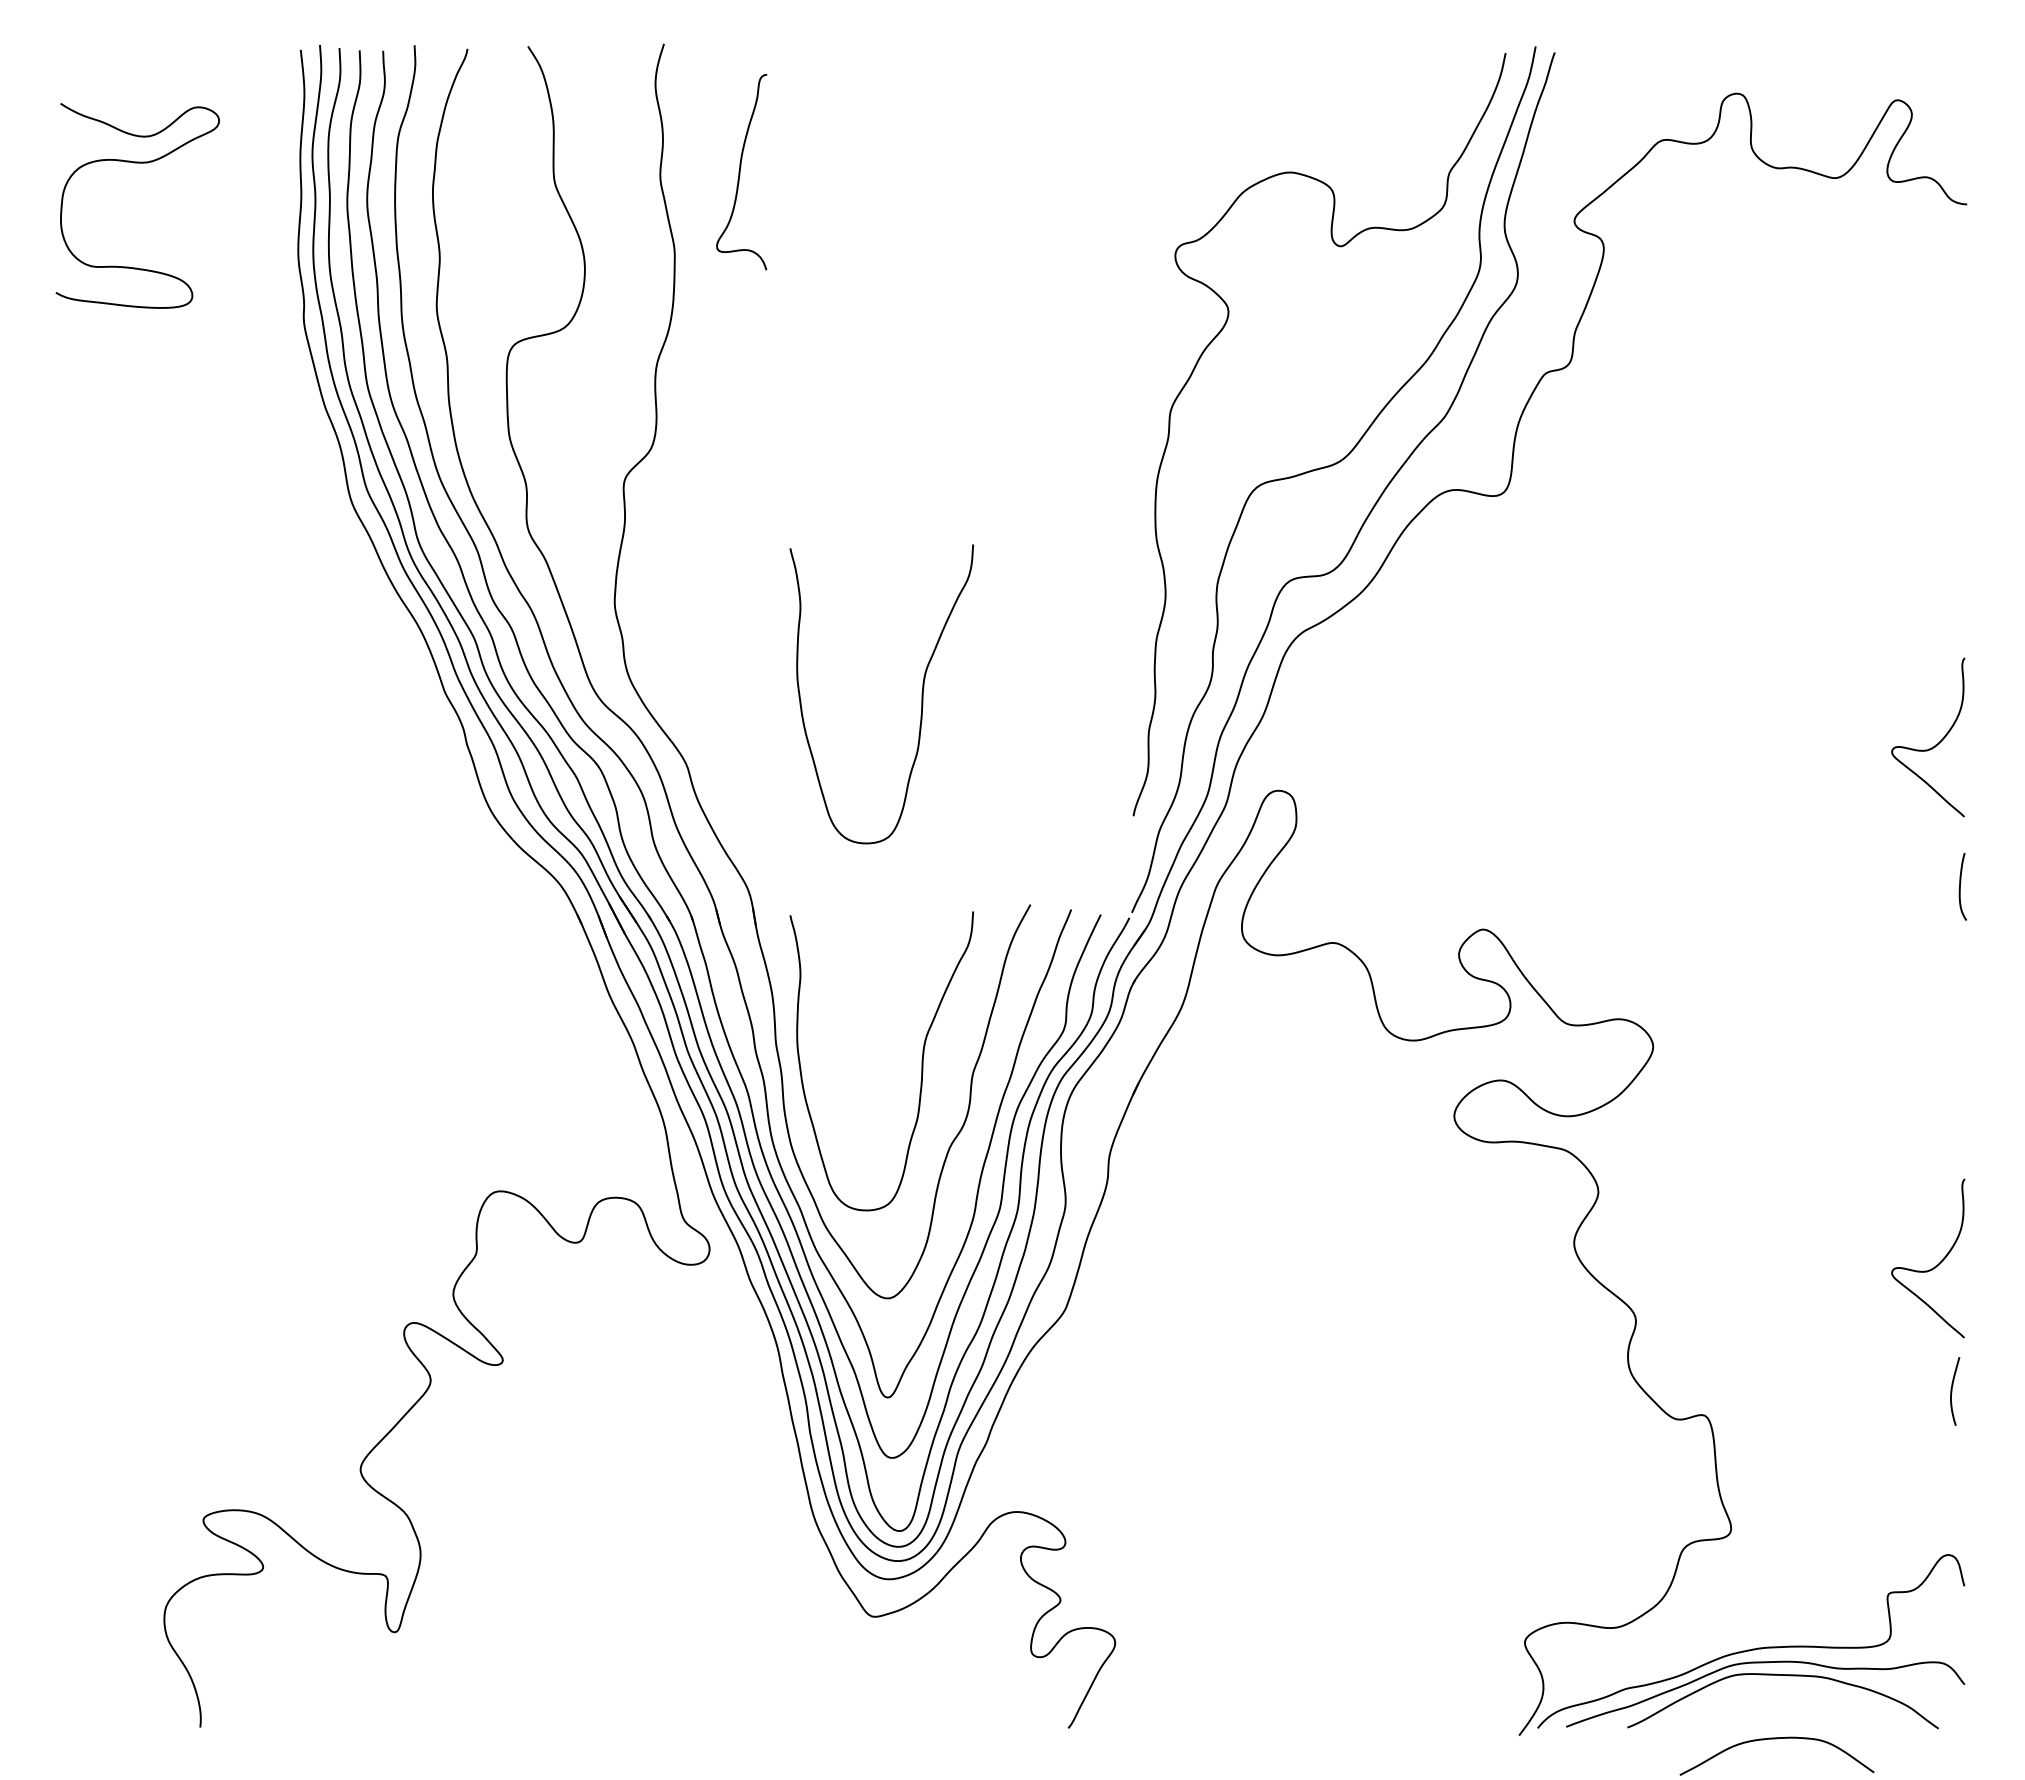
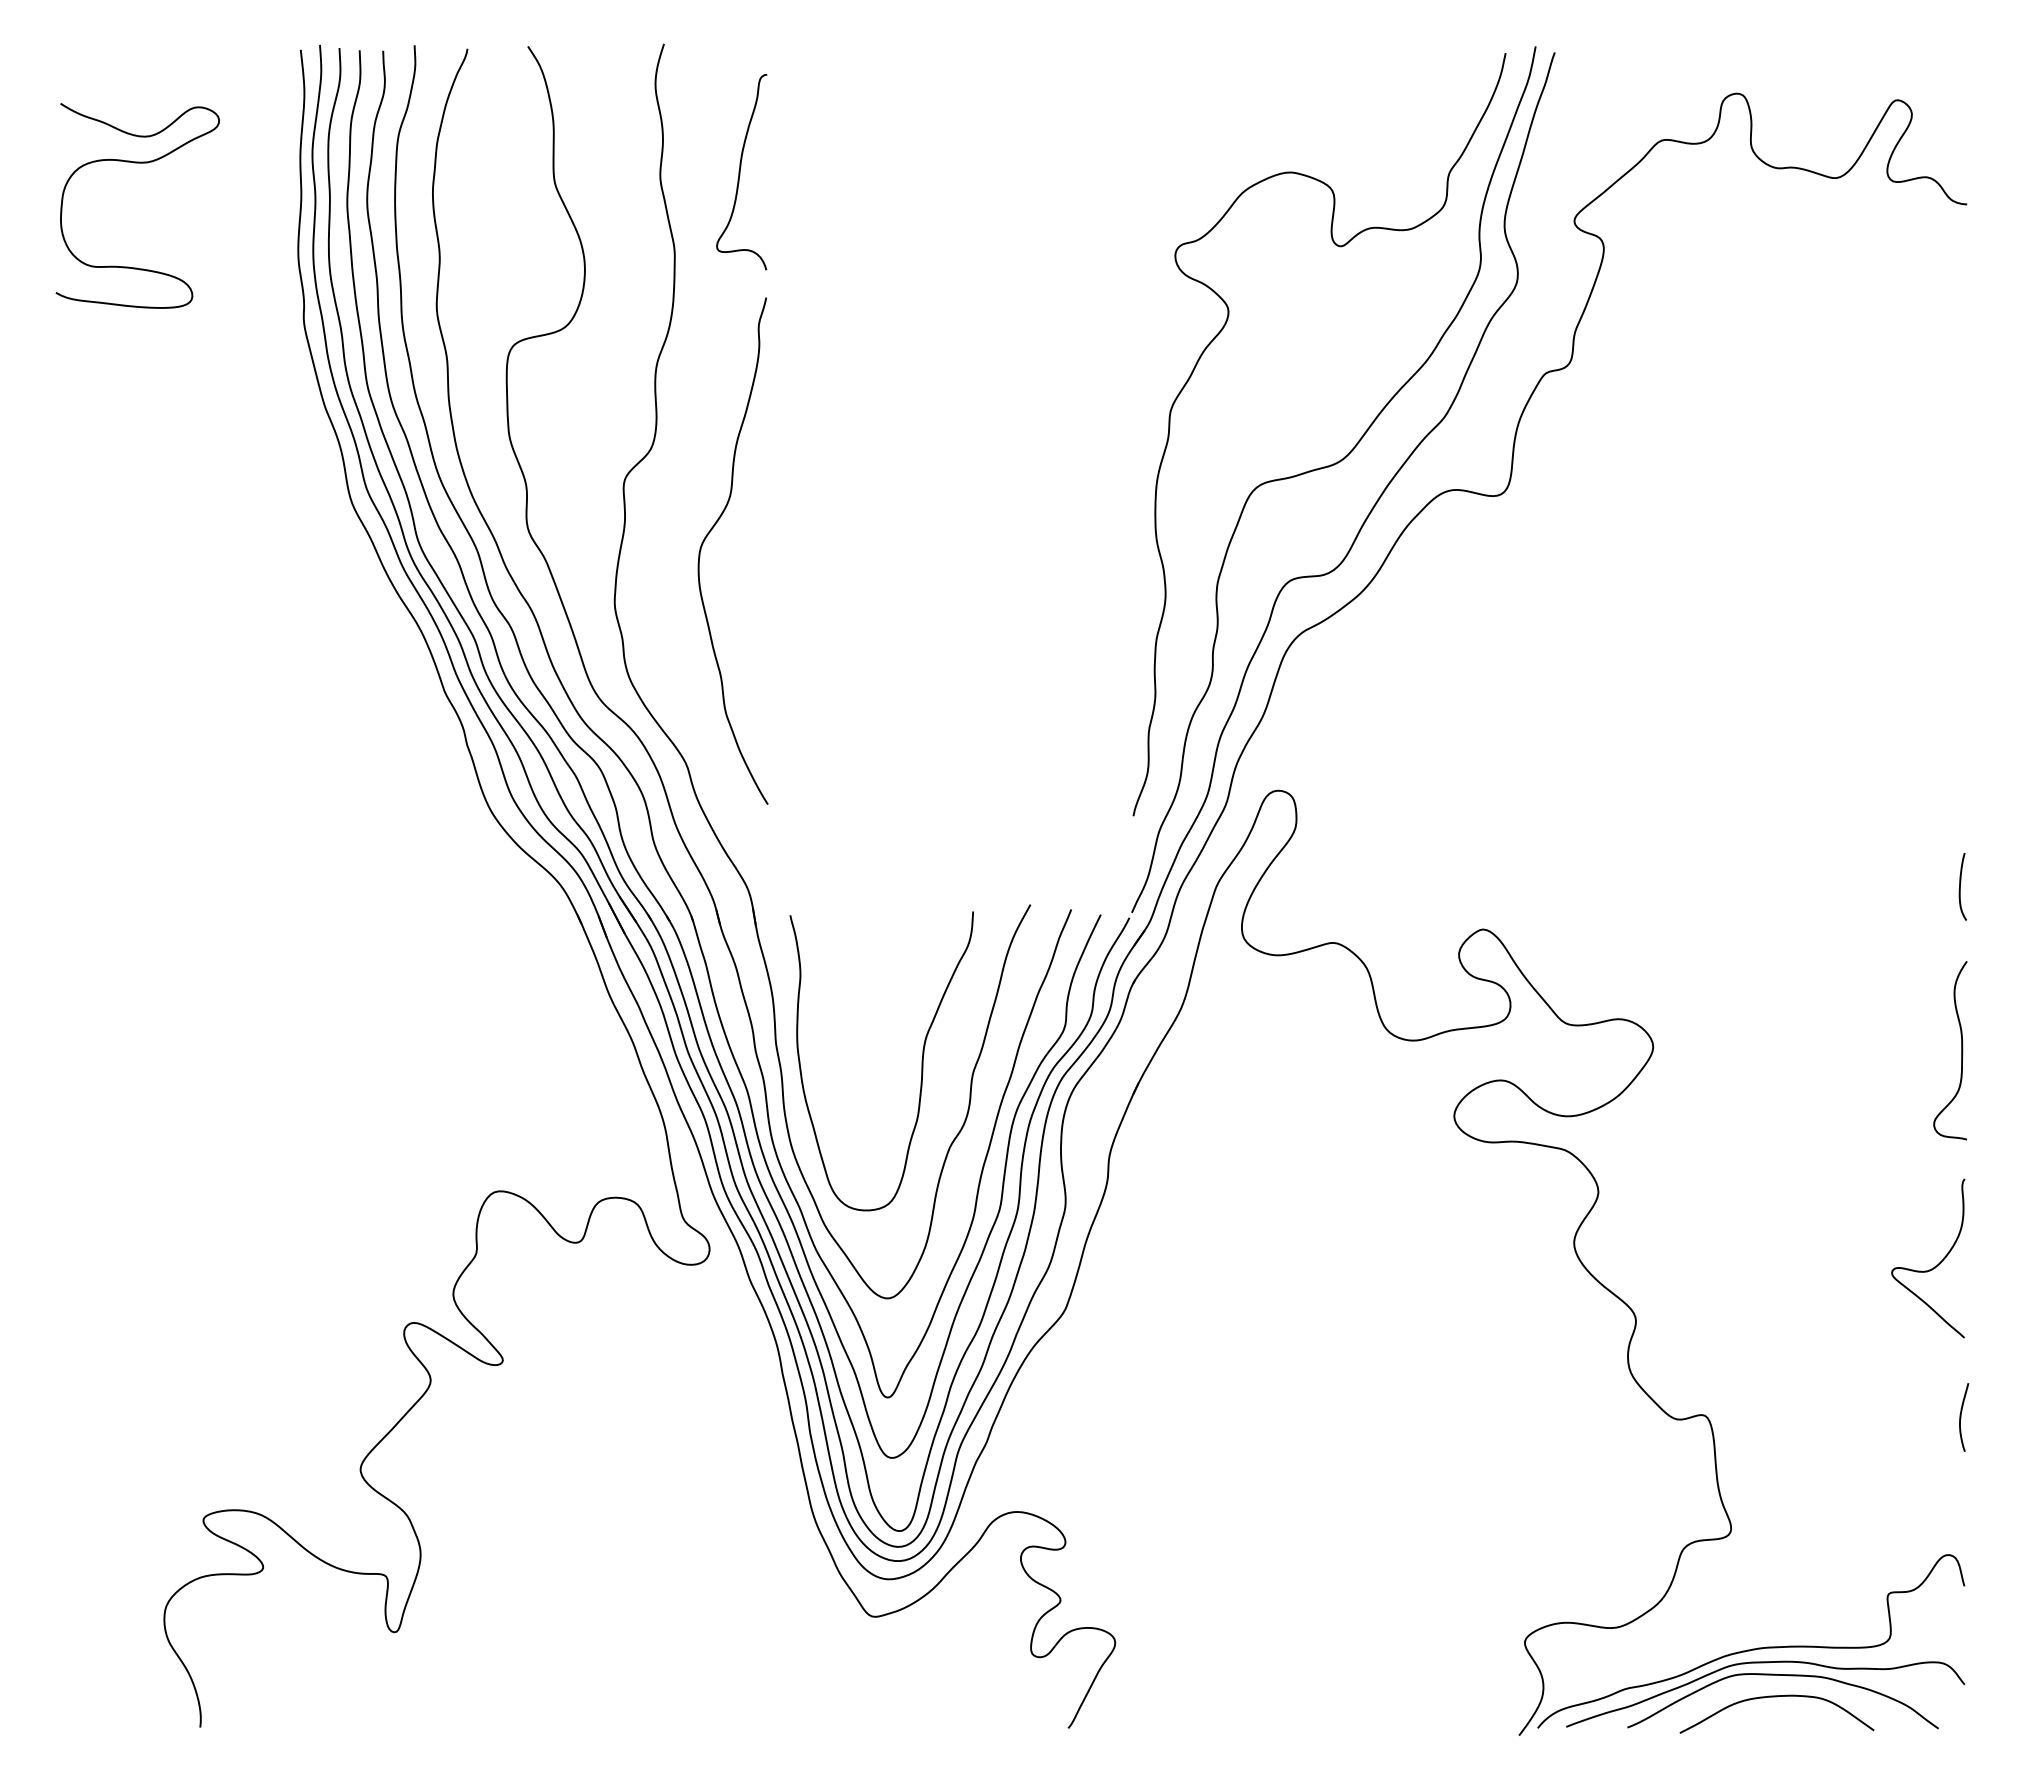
curve: none -> present (708, 535)
curve: present -> none (921, 694)
curve: present -> none (1935, 744)
curve: none -> present (1961, 1050)
curve position: (1952, 1391) -> (1961, 1417) (1961, 1417)
curve position: (1776, 1739) -> (1776, 1697) (1776, 1697)
